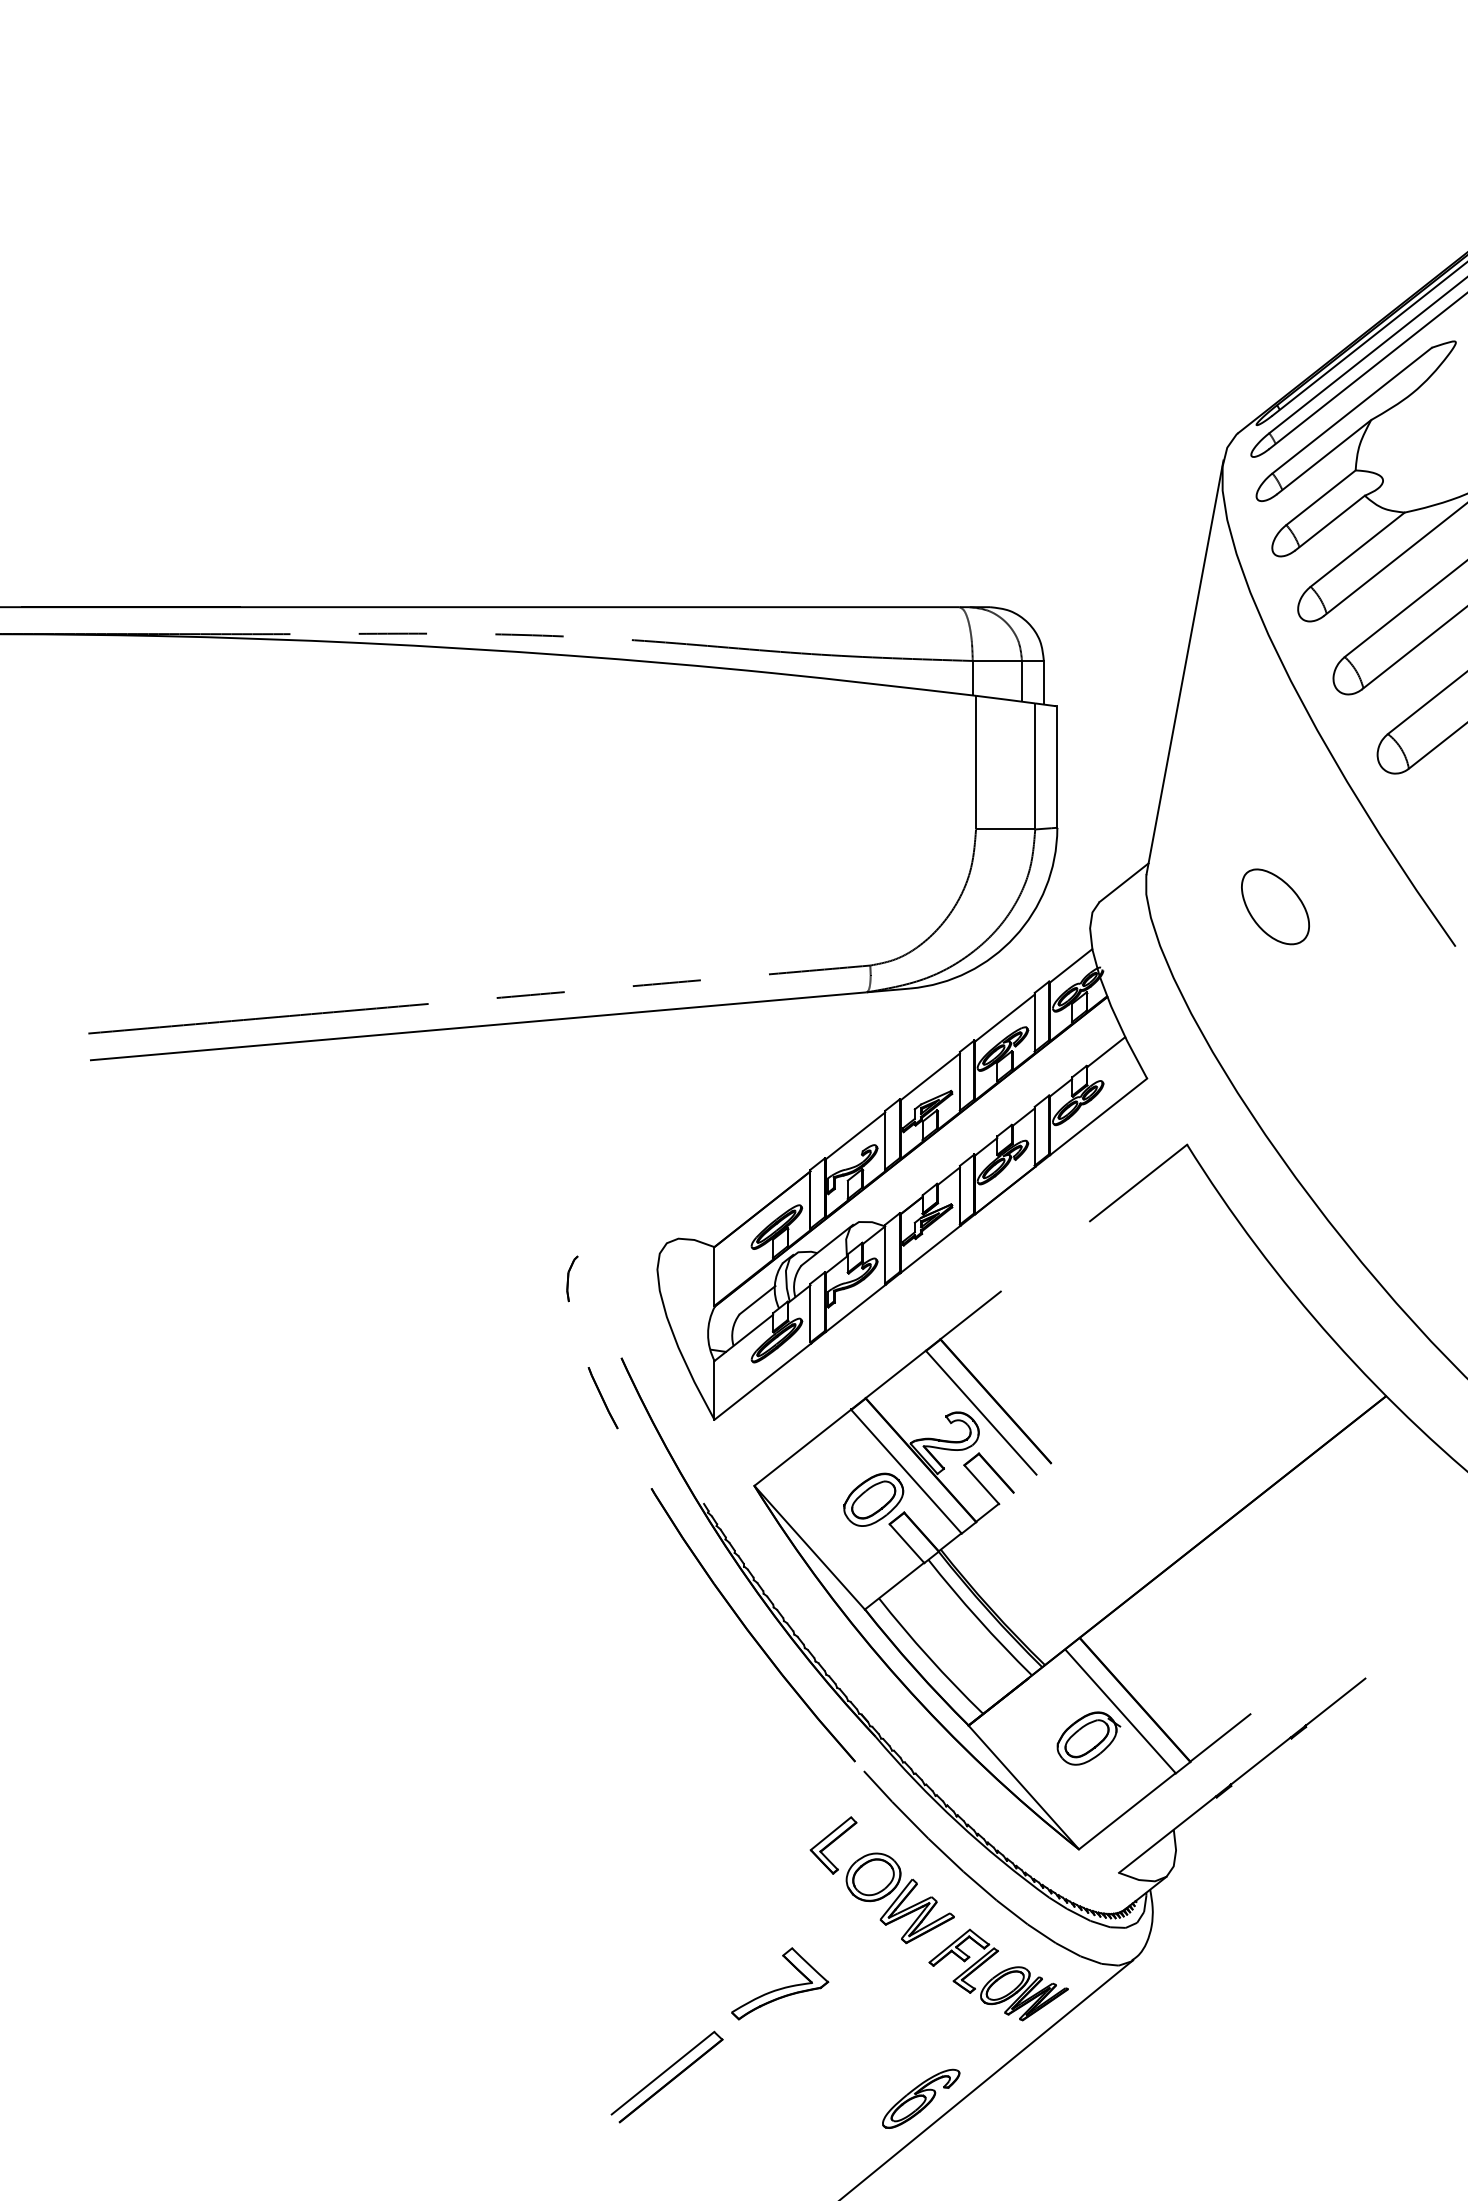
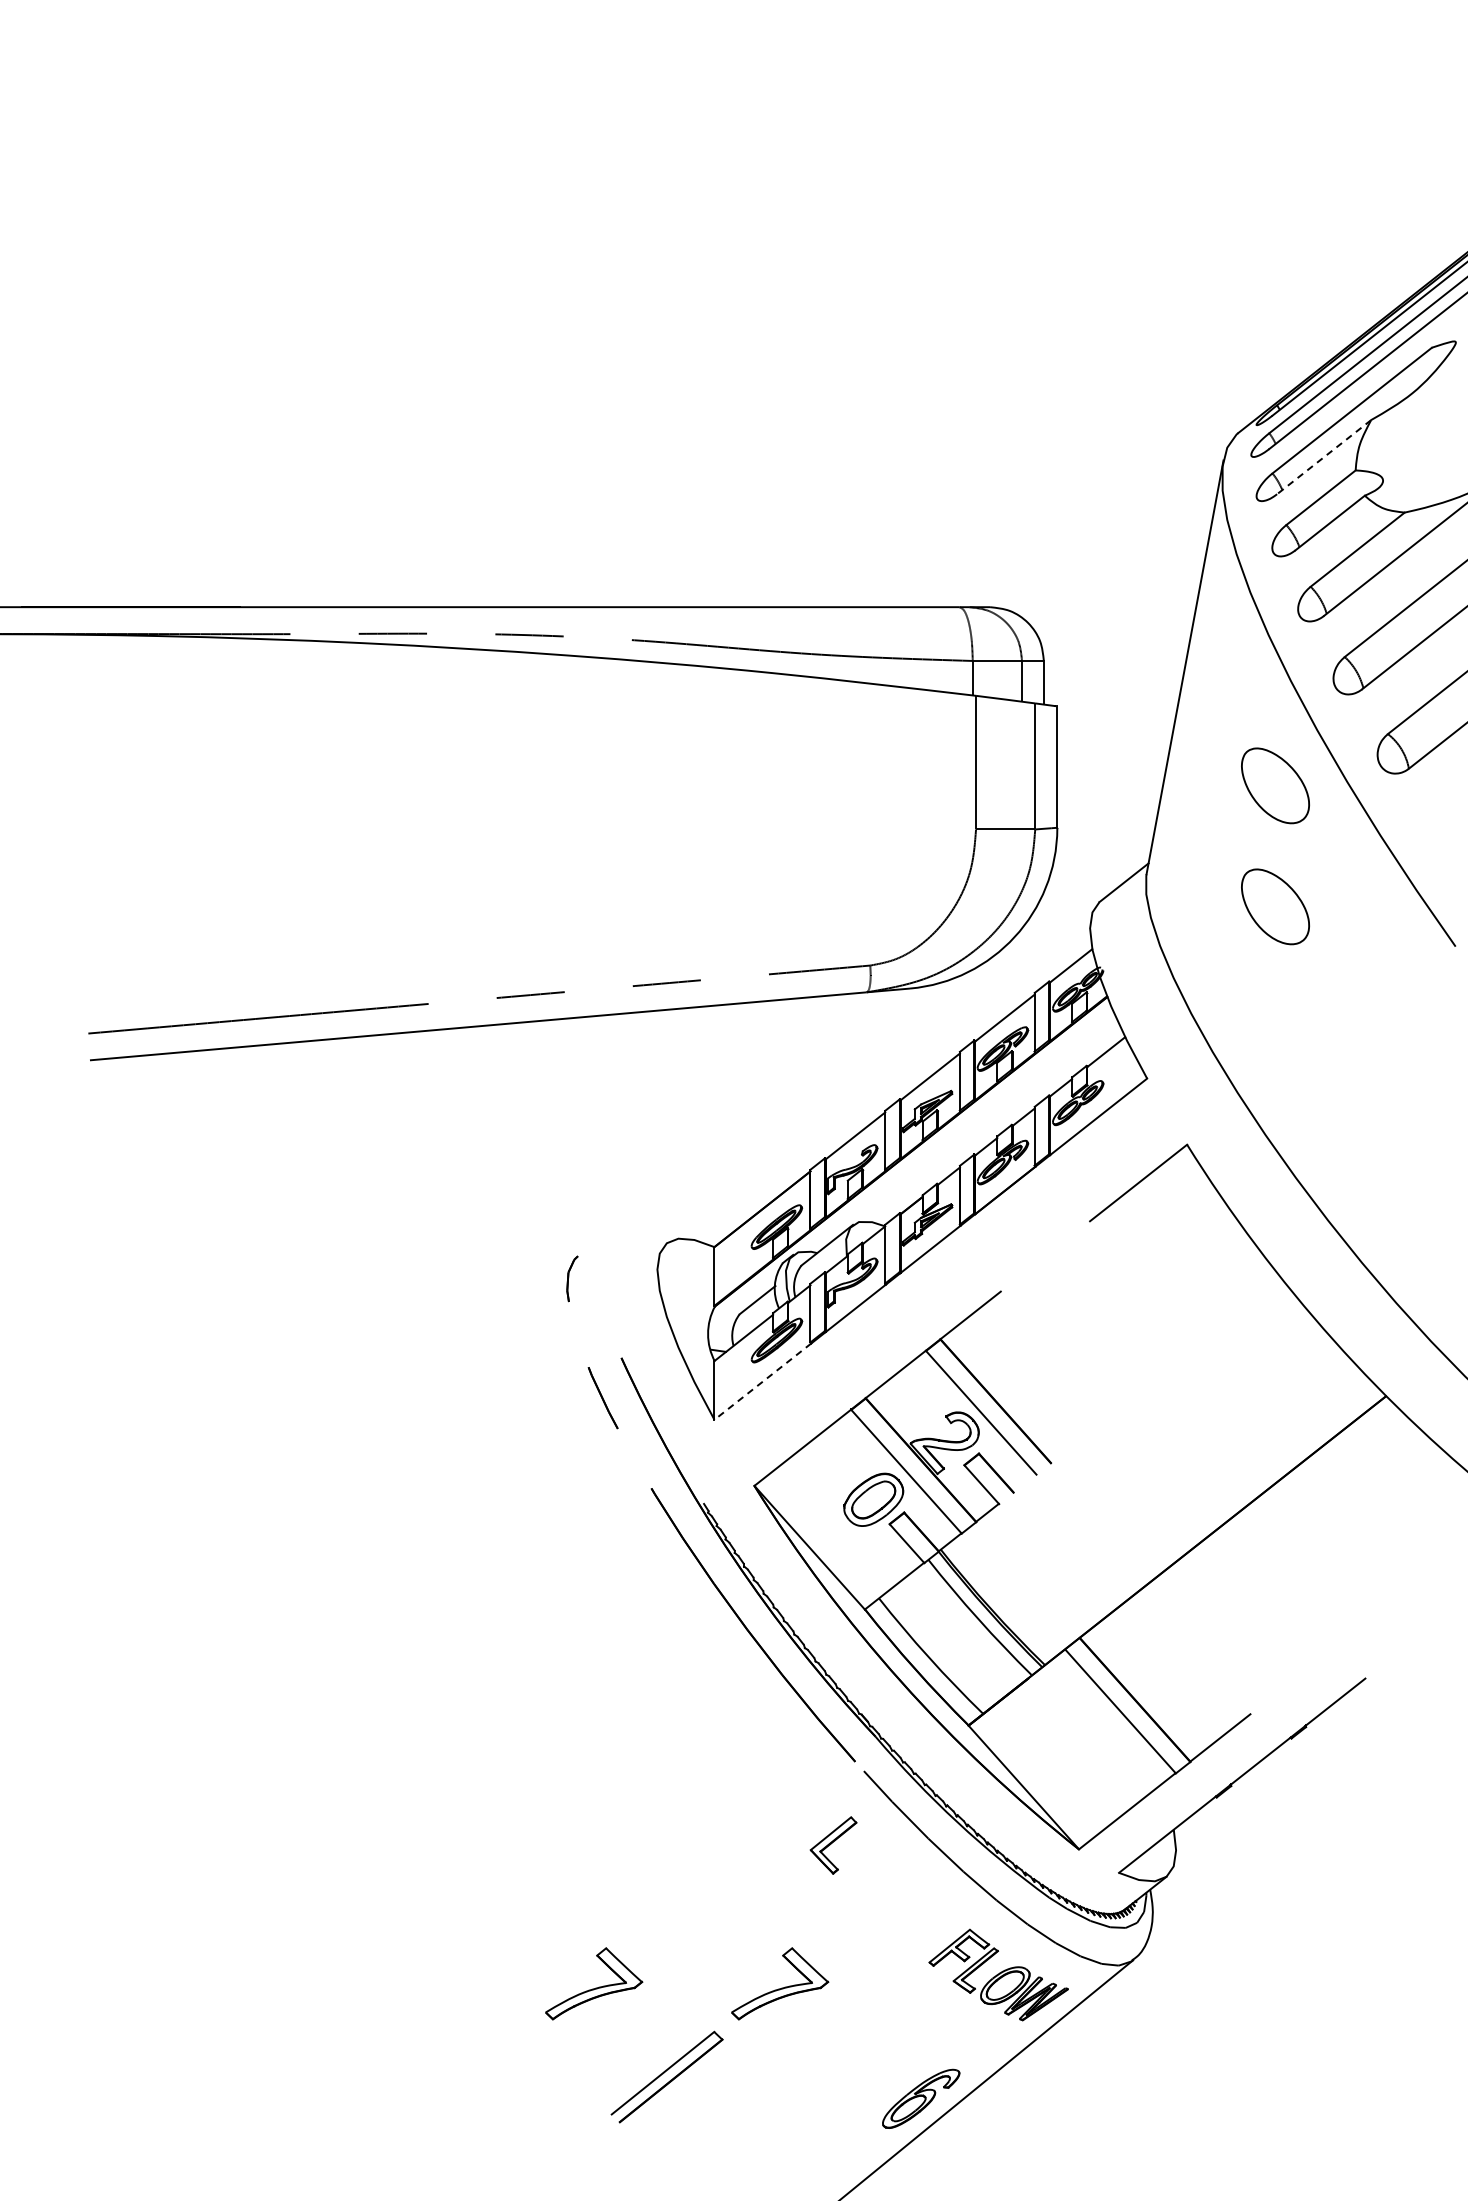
line: solid -> dashed (1324, 457)
part: none -> present (1275, 785)
line: solid -> dashed (762, 1381)
part: present -> none (1088, 1738)
part: present -> none (899, 1898)
part: none -> present (594, 1983)
